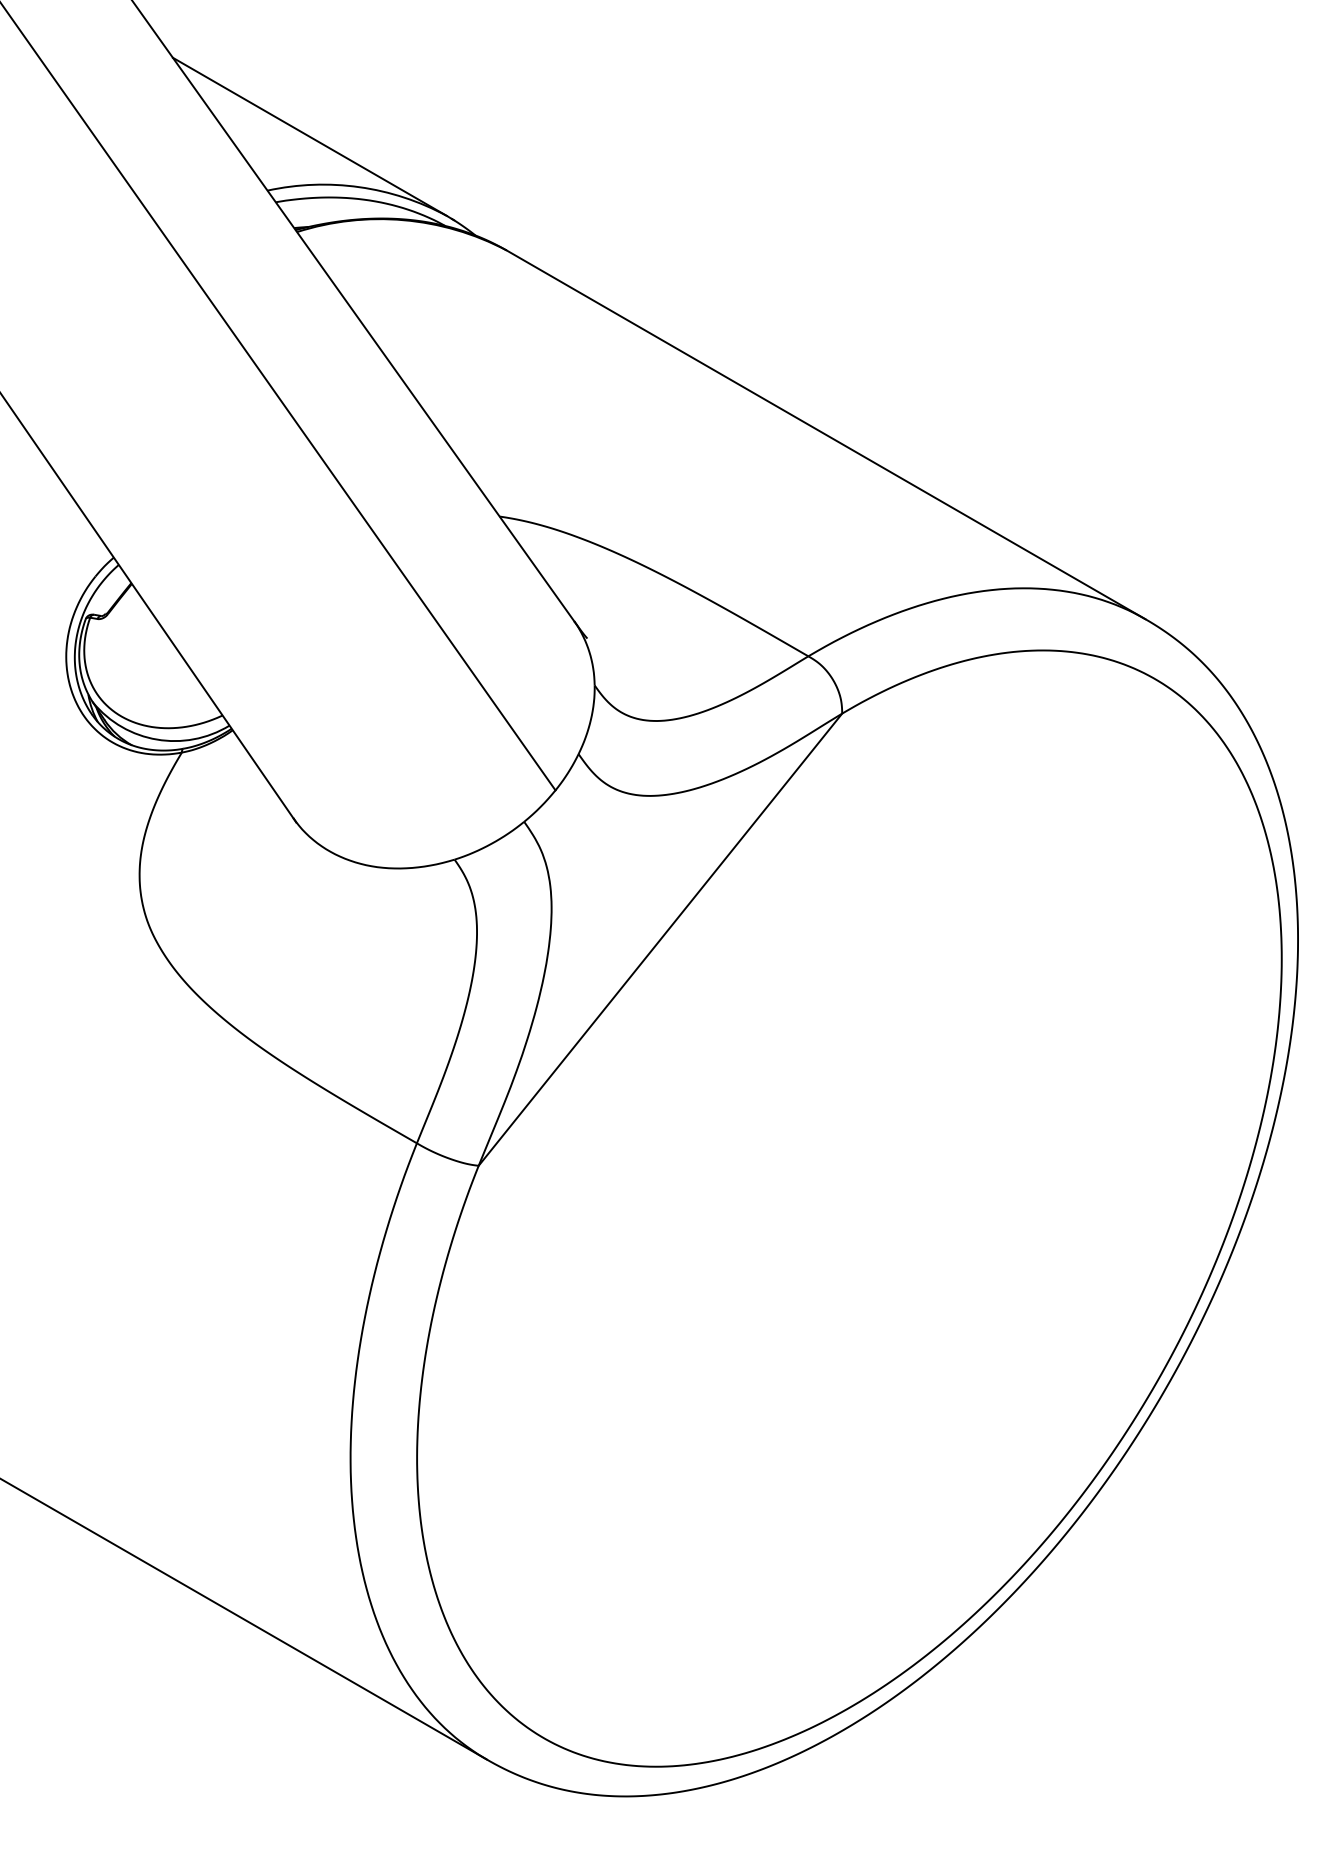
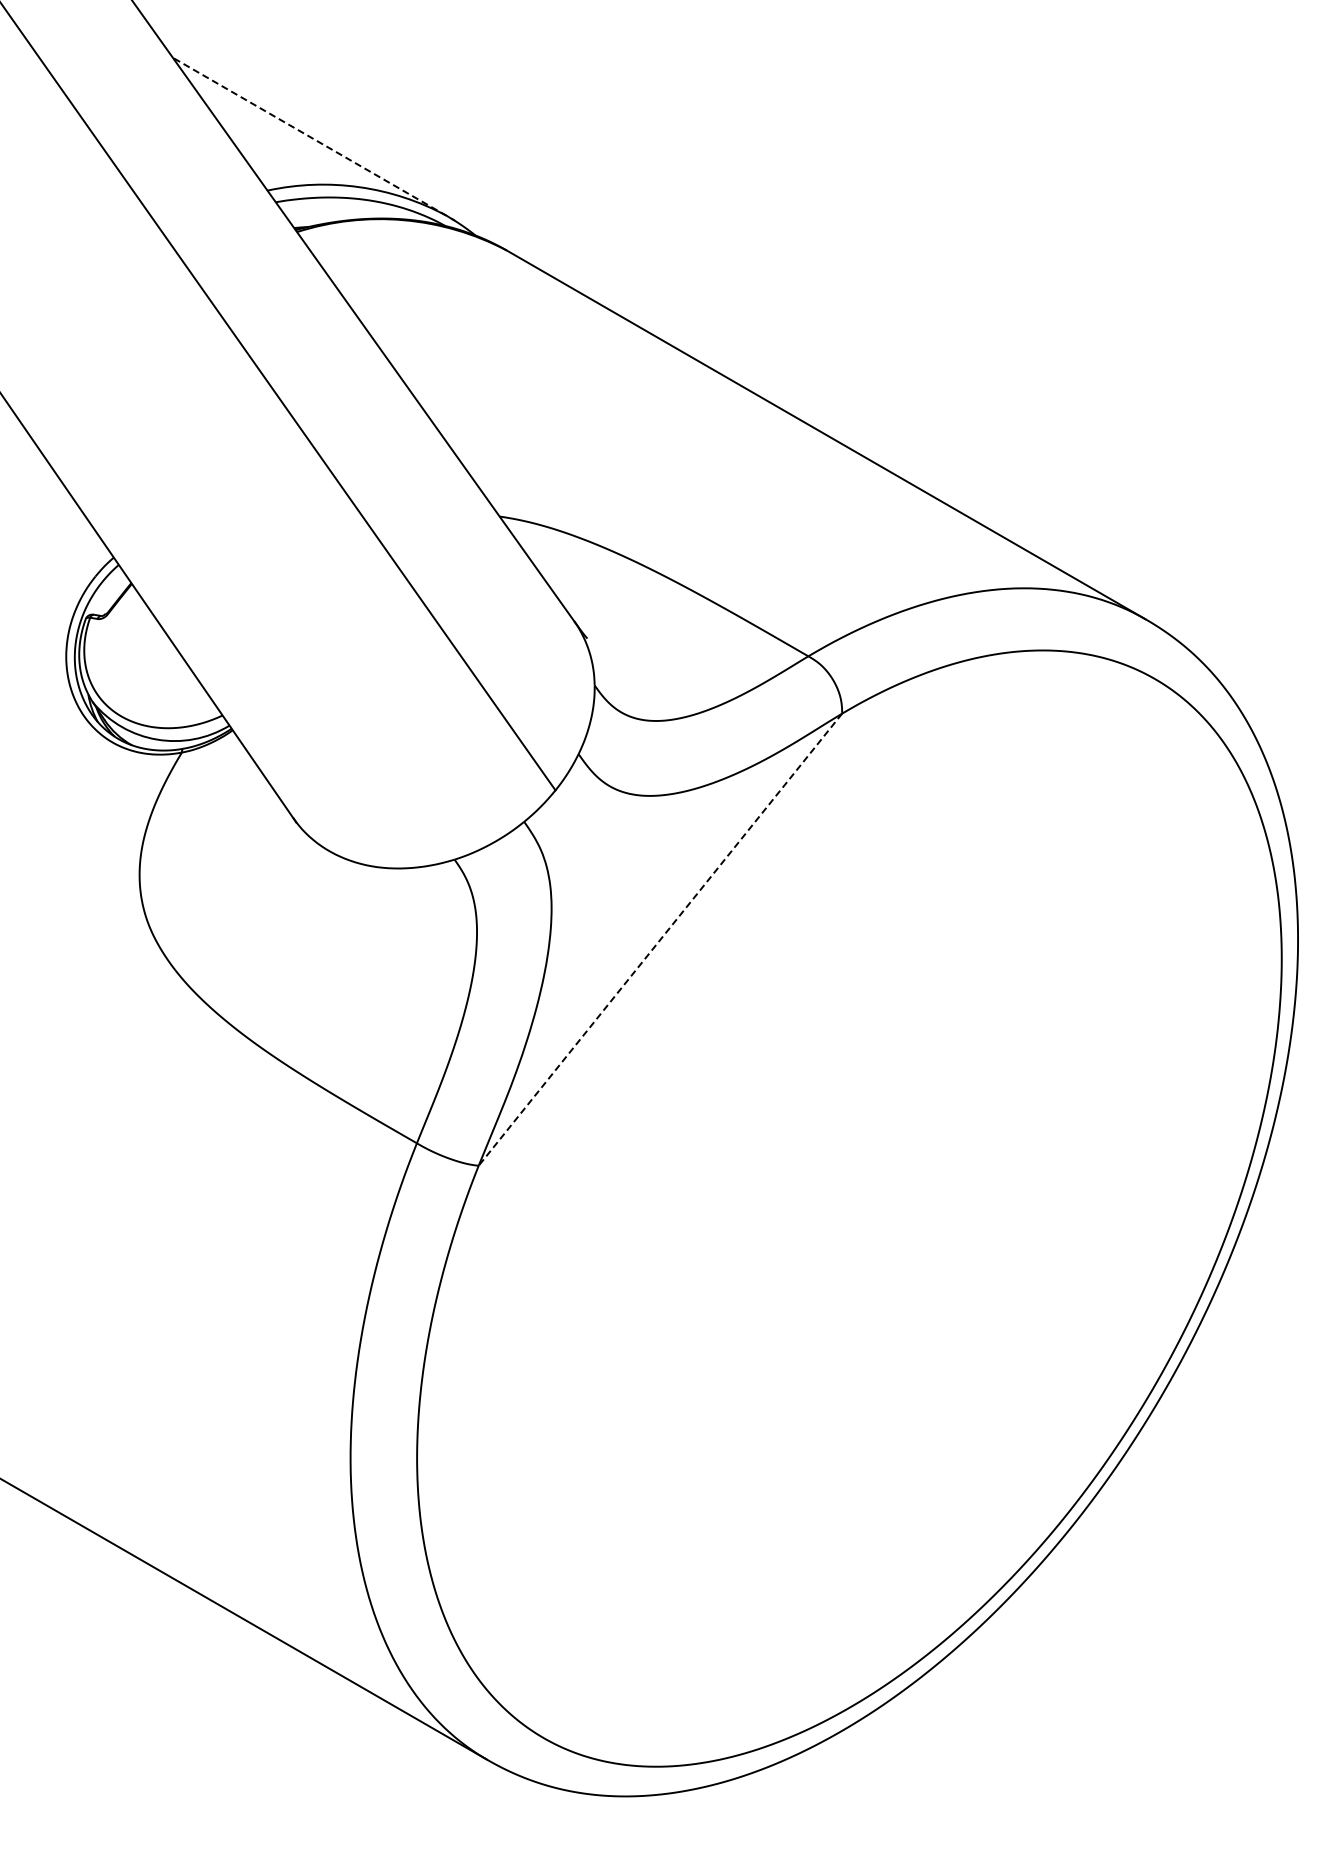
line: solid -> dashed (309, 136)
line: solid -> dashed (660, 940)
